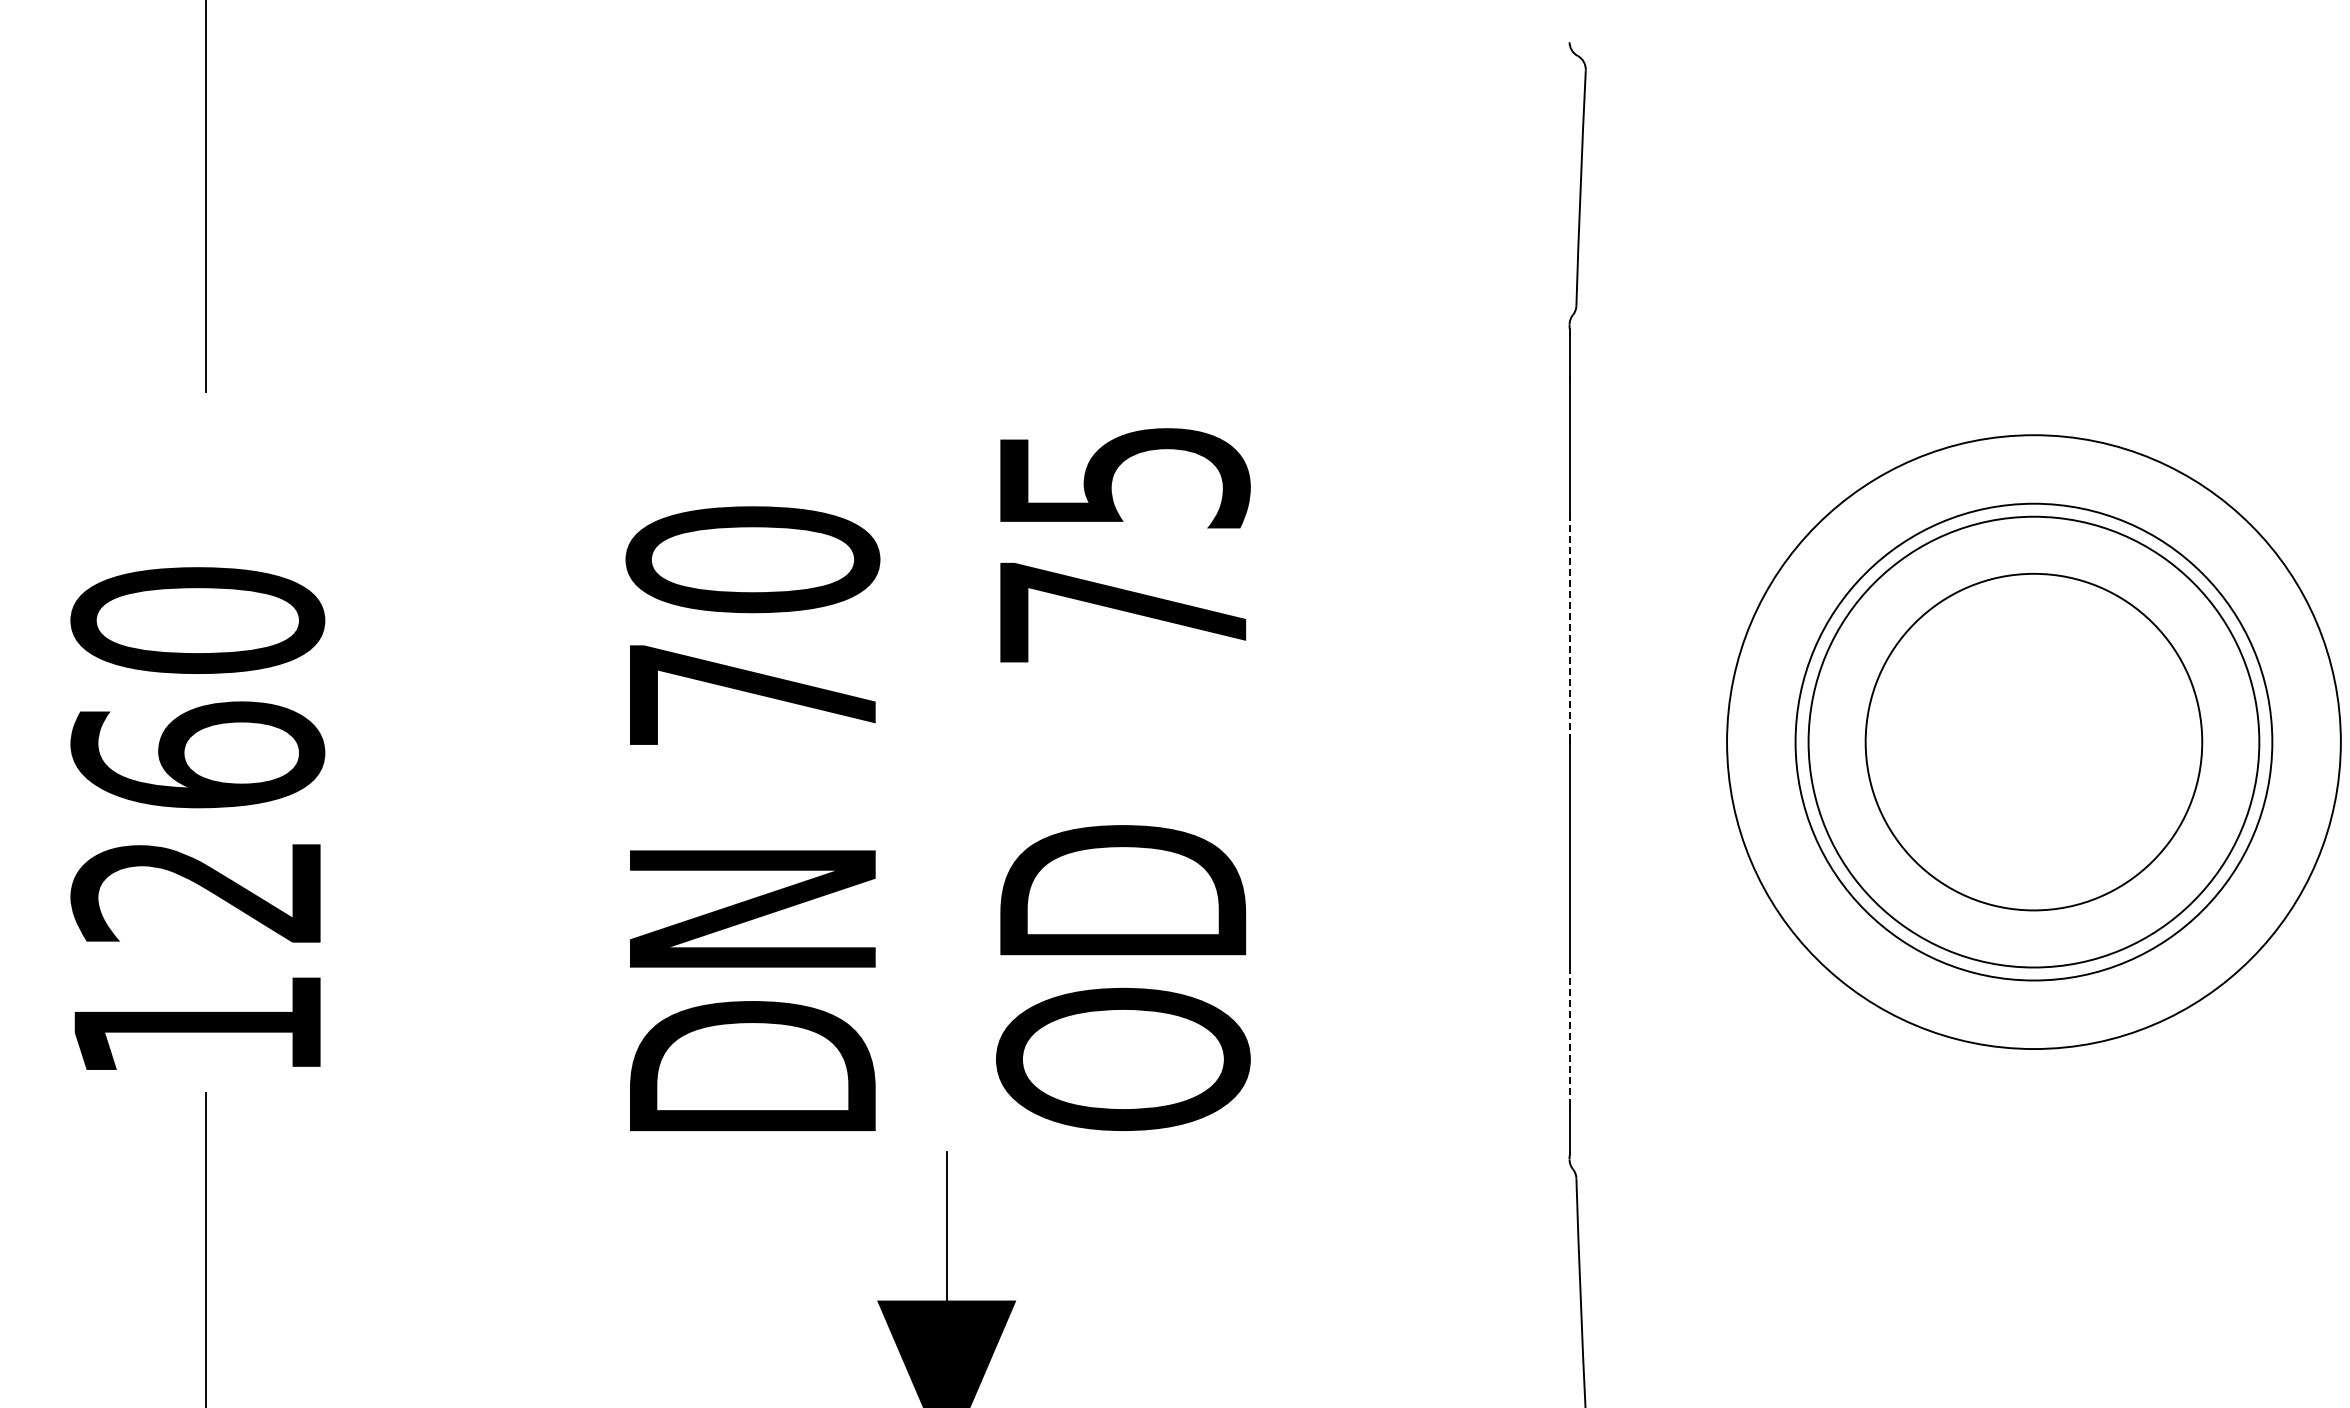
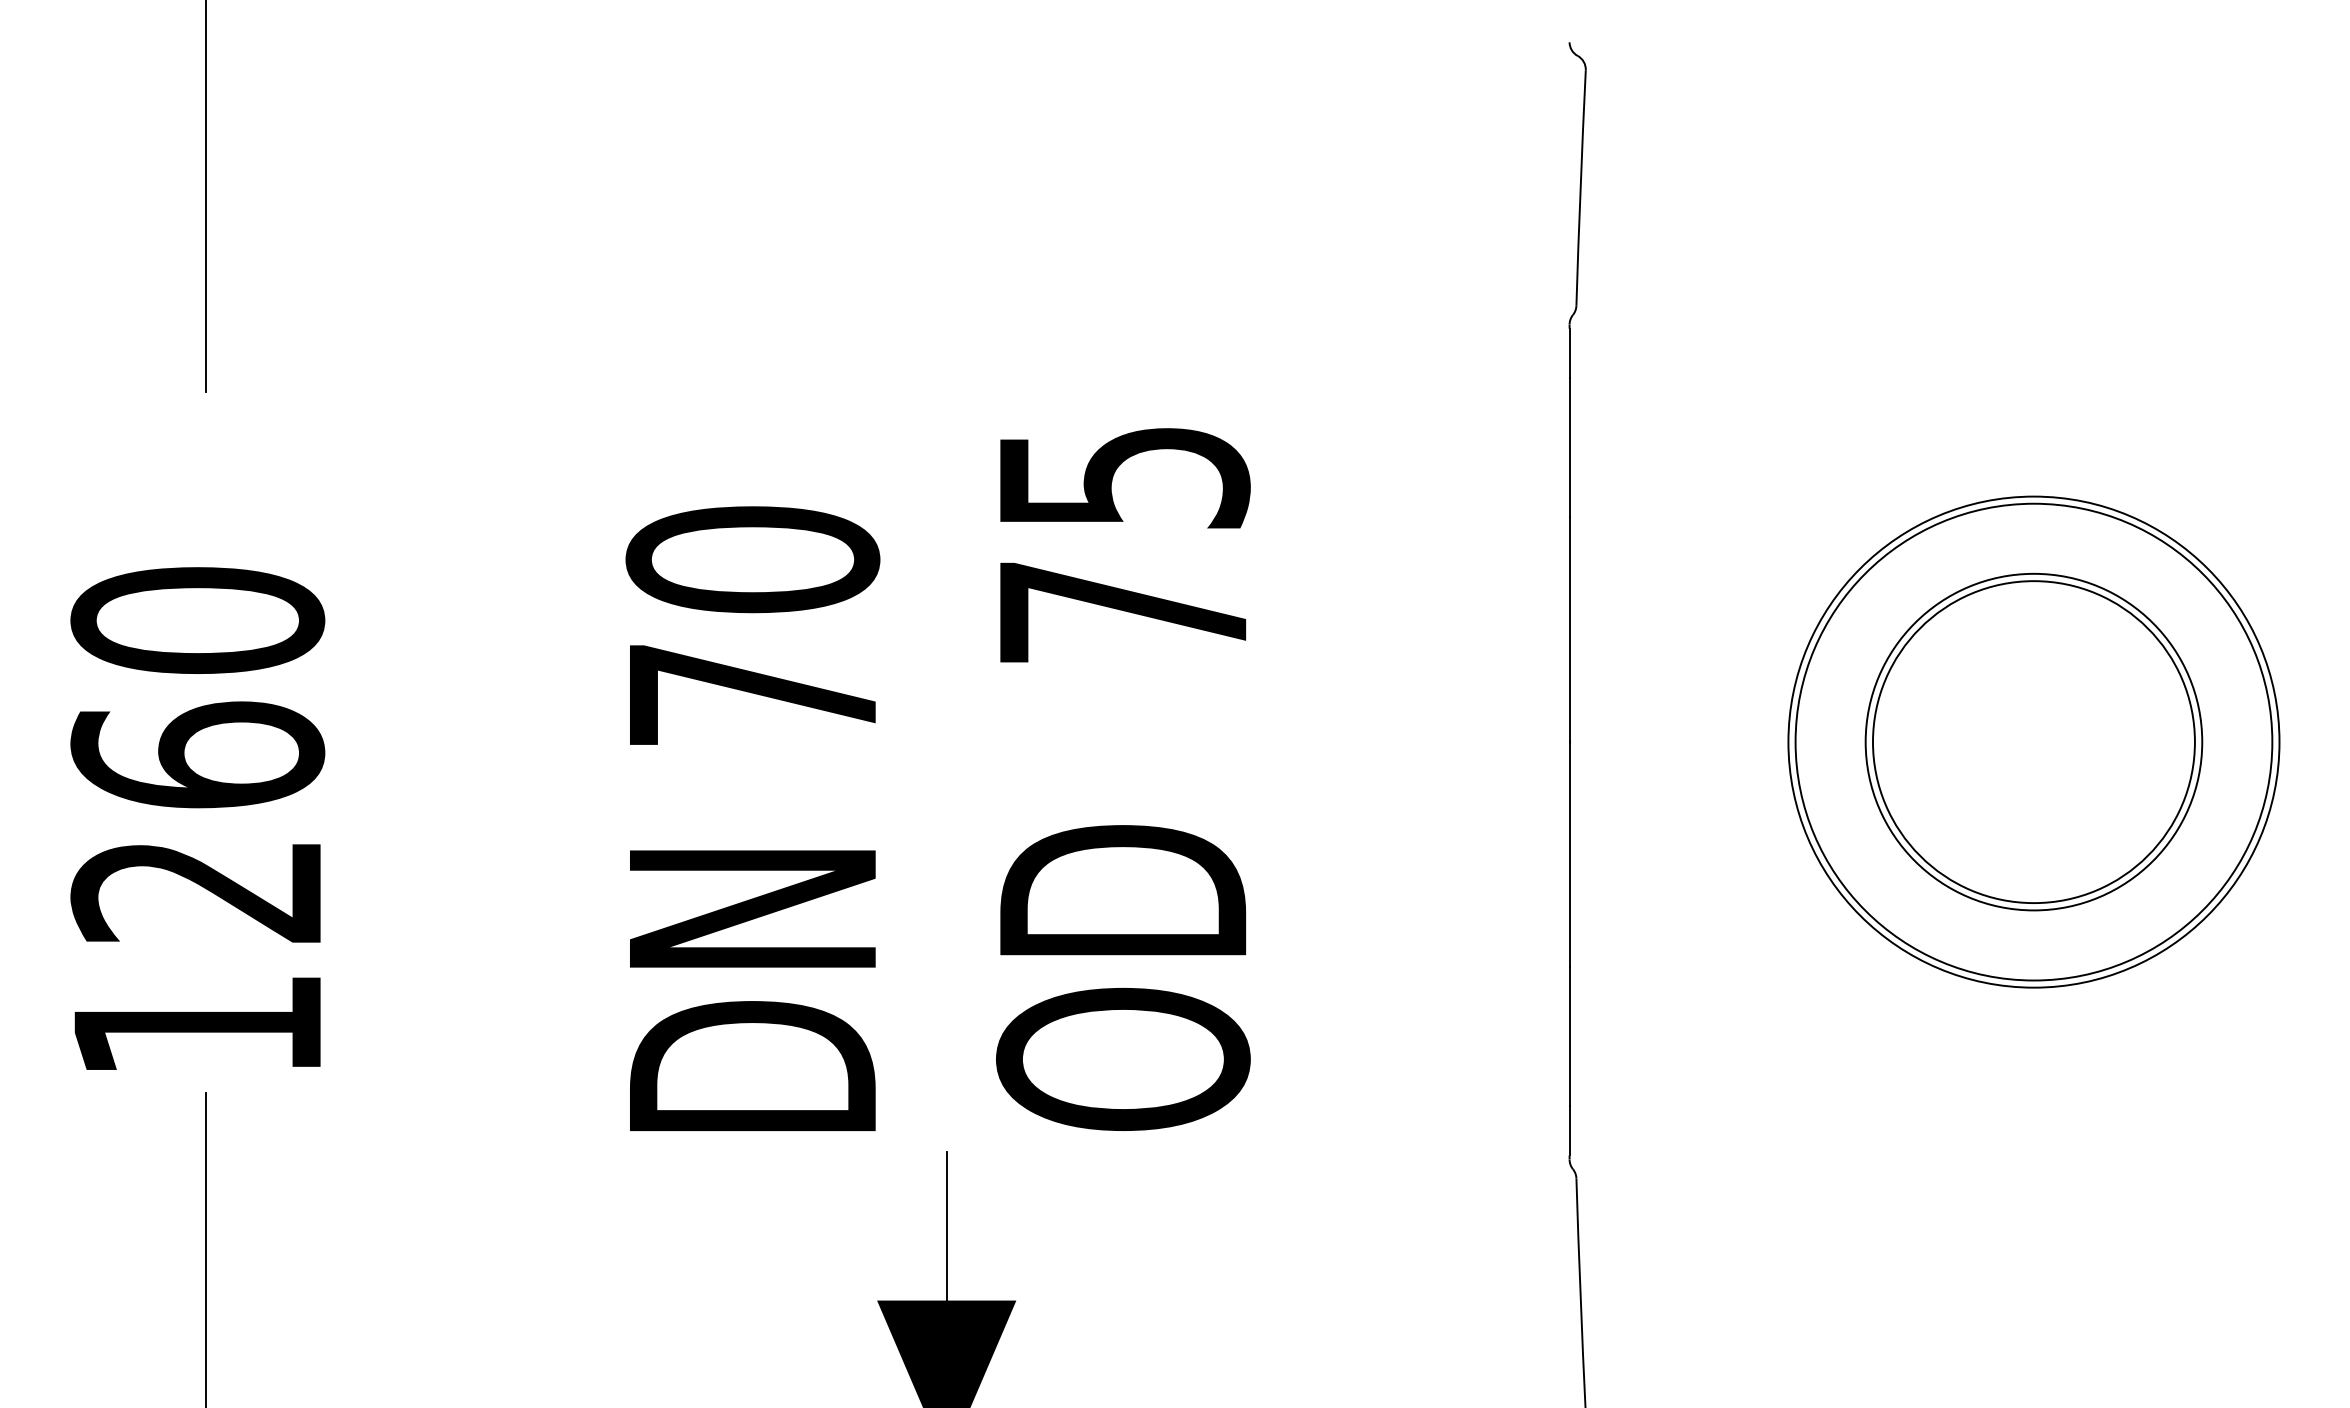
line: dashed -> solid (1569, 629)
circle diameter: 451 px -> 322 px (2033, 742)
circle diameter: 614 px -> 491 px (2033, 741)
line: dashed -> solid (1569, 1035)
